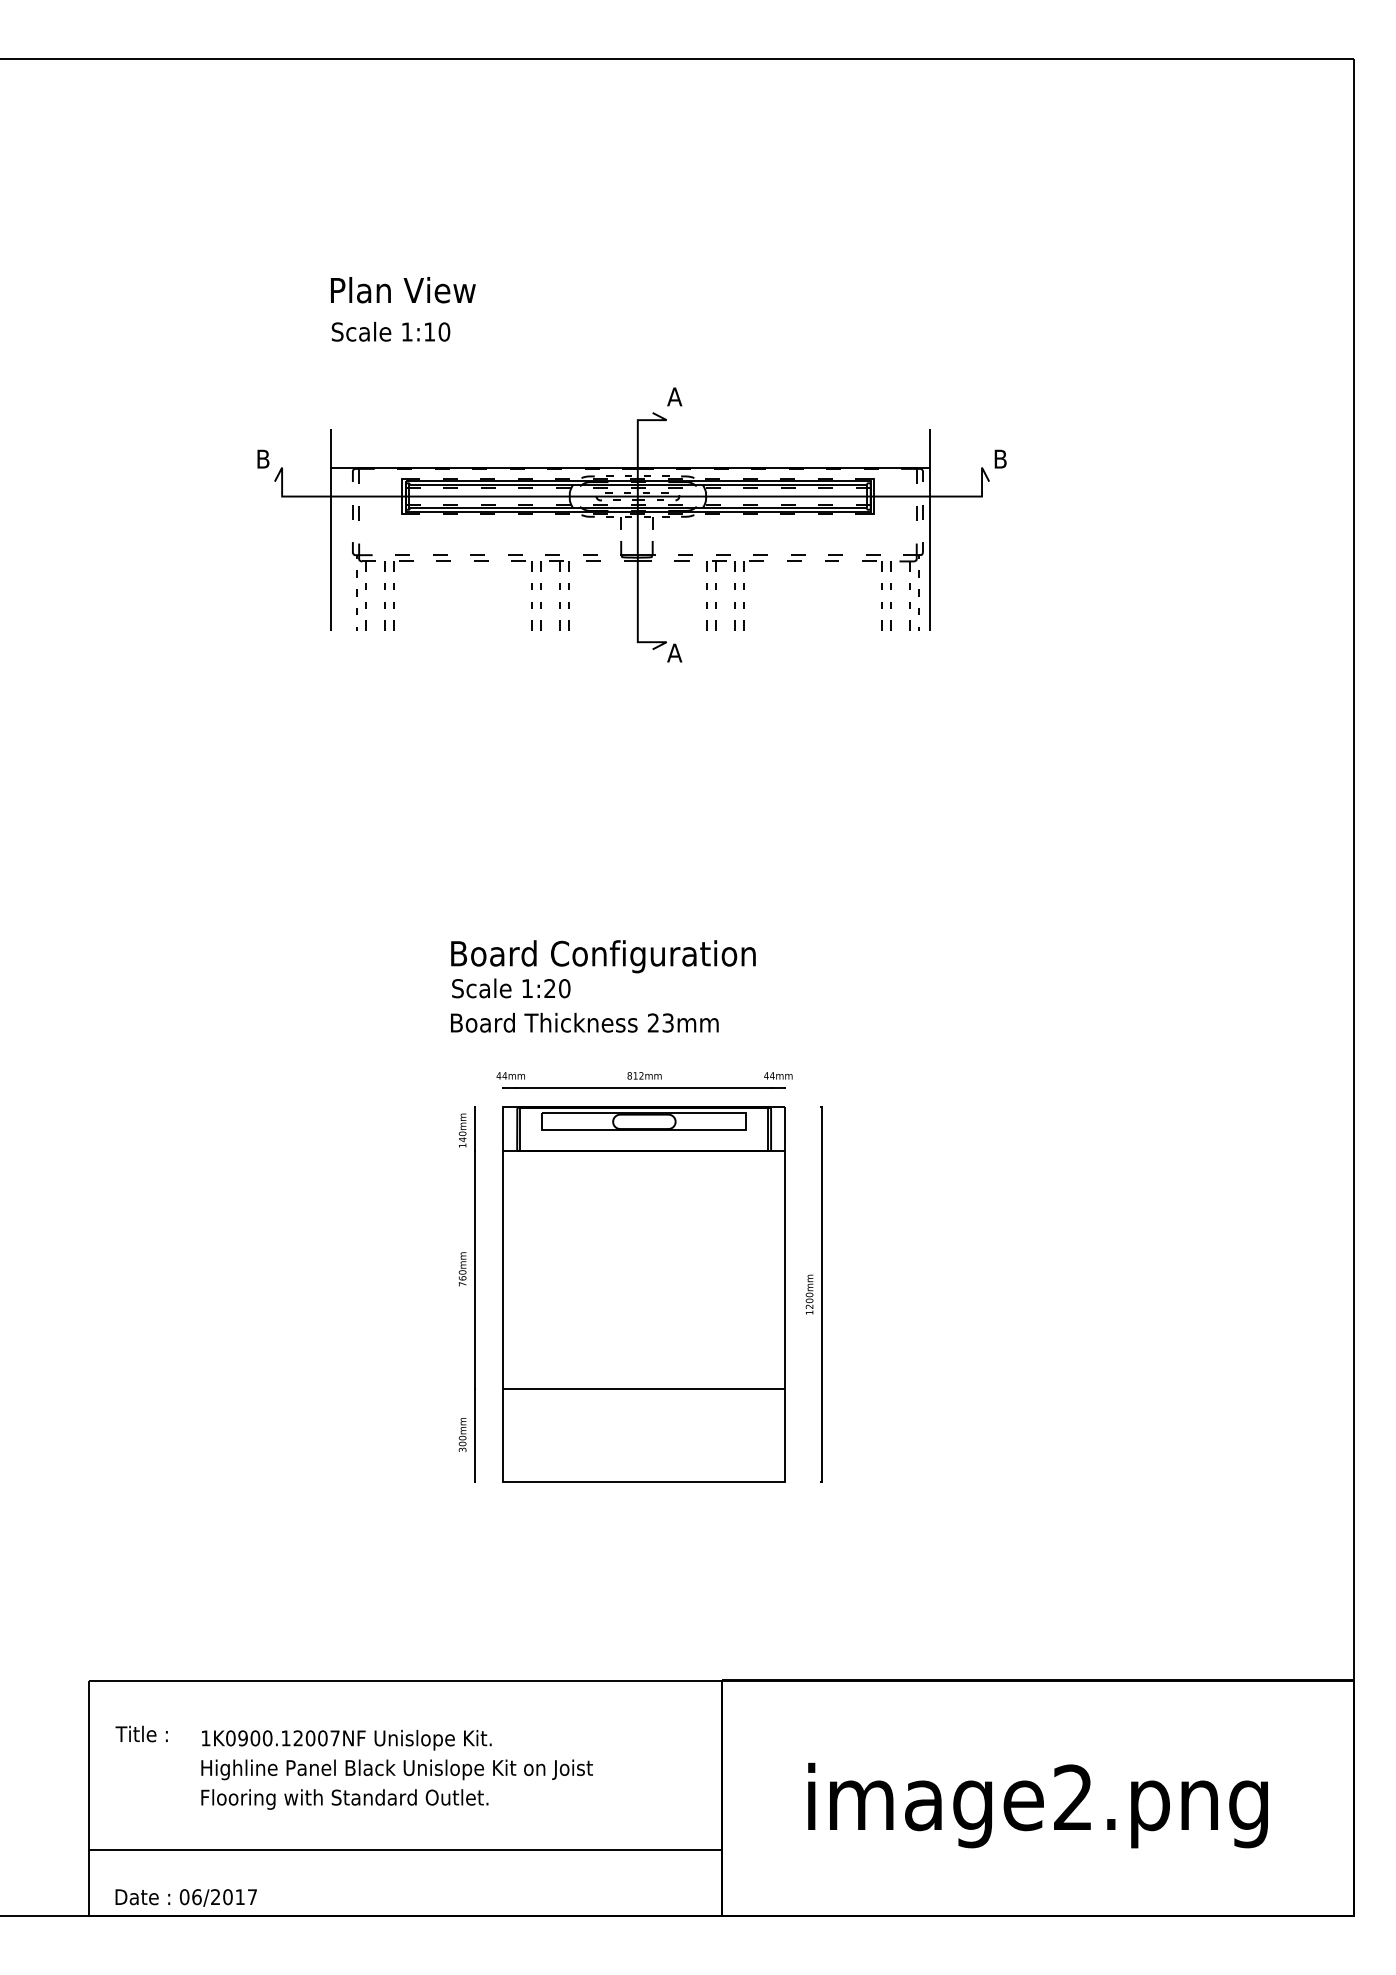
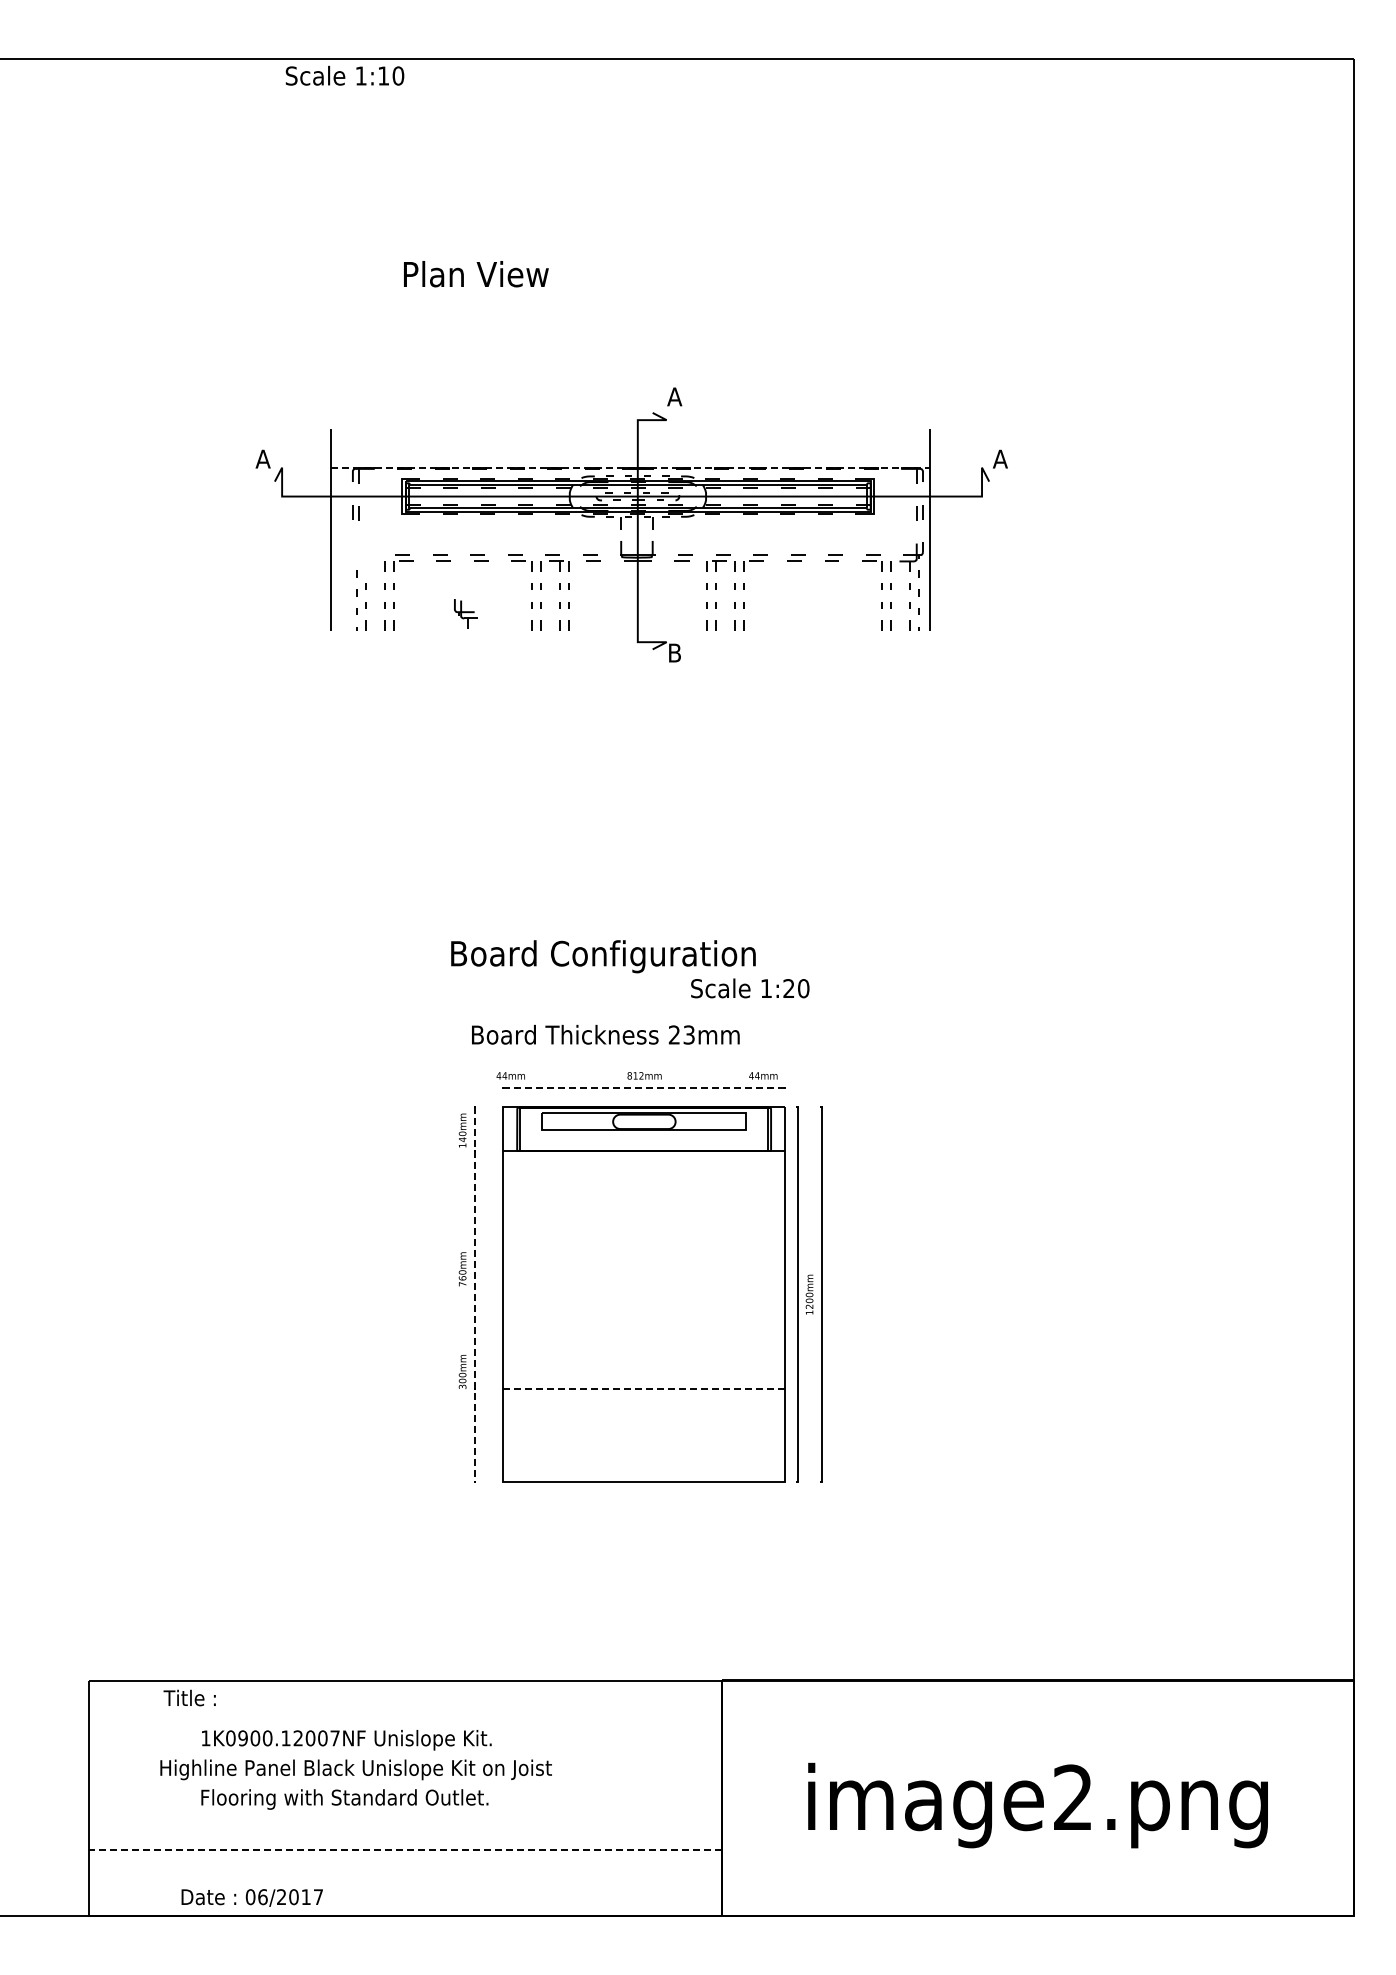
text position: (403, 290) -> (476, 274) (476, 274)
text position: (390, 331) -> (344, 75) (344, 75)
text: B -> A (262, 458)
text: B -> A (999, 458)
line: solid -> dashed (630, 467)
part position: (363, 556) -> (465, 613) (465, 613)
text: A -> B (674, 652)
text position: (511, 988) -> (750, 988) (750, 988)
text position: (584, 1022) -> (605, 1034) (605, 1034)
text position: (778, 1075) -> (763, 1075) (763, 1075)
line: solid -> dashed (644, 1088)
line: solid -> dashed (474, 1294)
line: none -> present (797, 1294)
line: solid -> dashed (644, 1388)
text position: (462, 1434) -> (462, 1371) (462, 1371)
text position: (141, 1733) -> (189, 1697) (189, 1697)
text position: (396, 1769) -> (355, 1769) (355, 1769)
line: solid -> dashed (404, 1849)
text position: (185, 1897) -> (251, 1897) (251, 1897)
